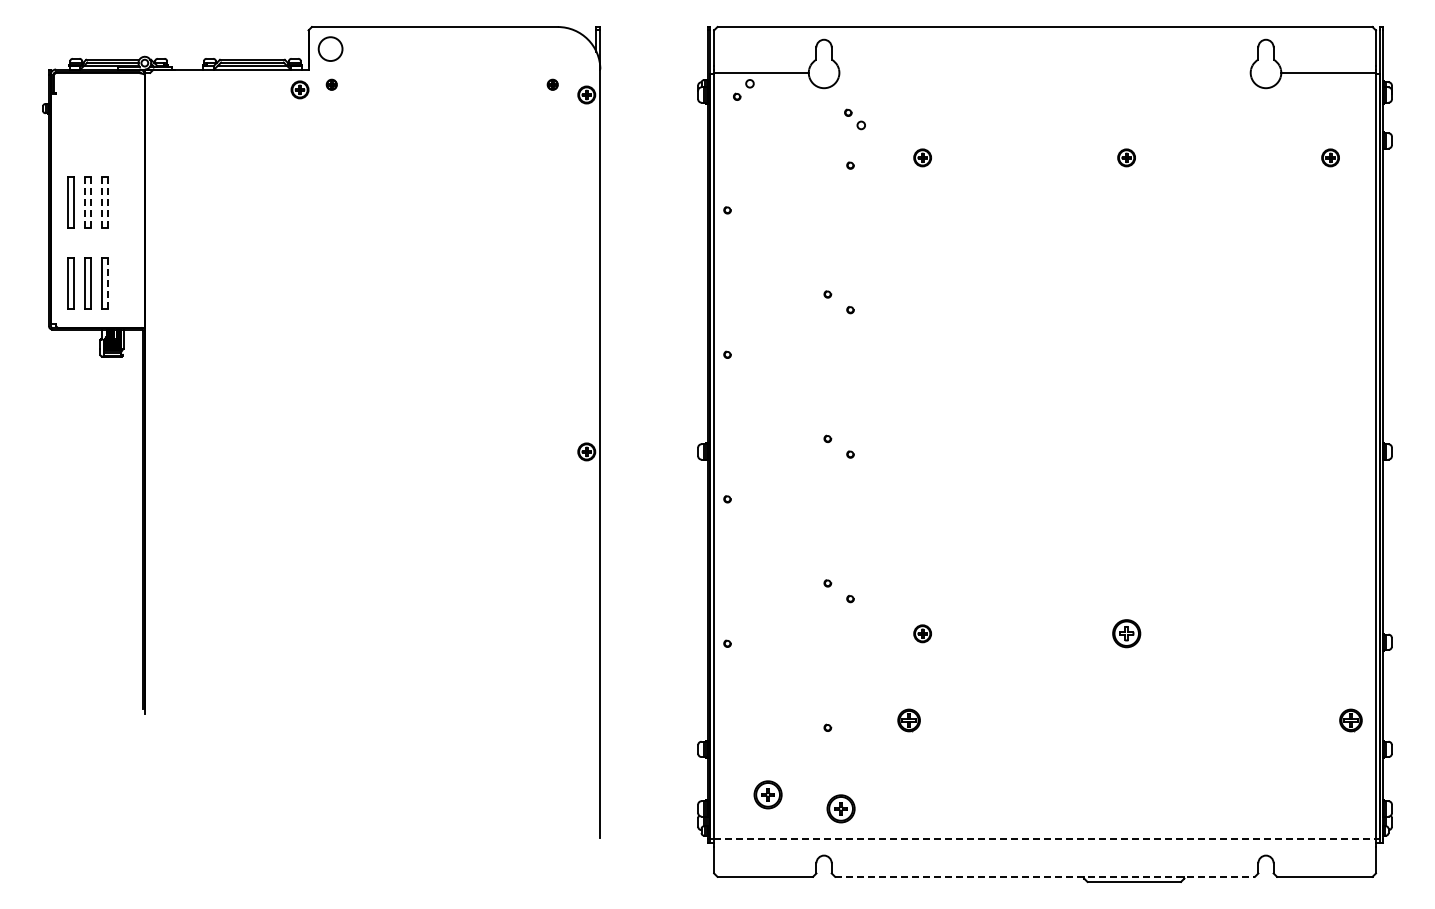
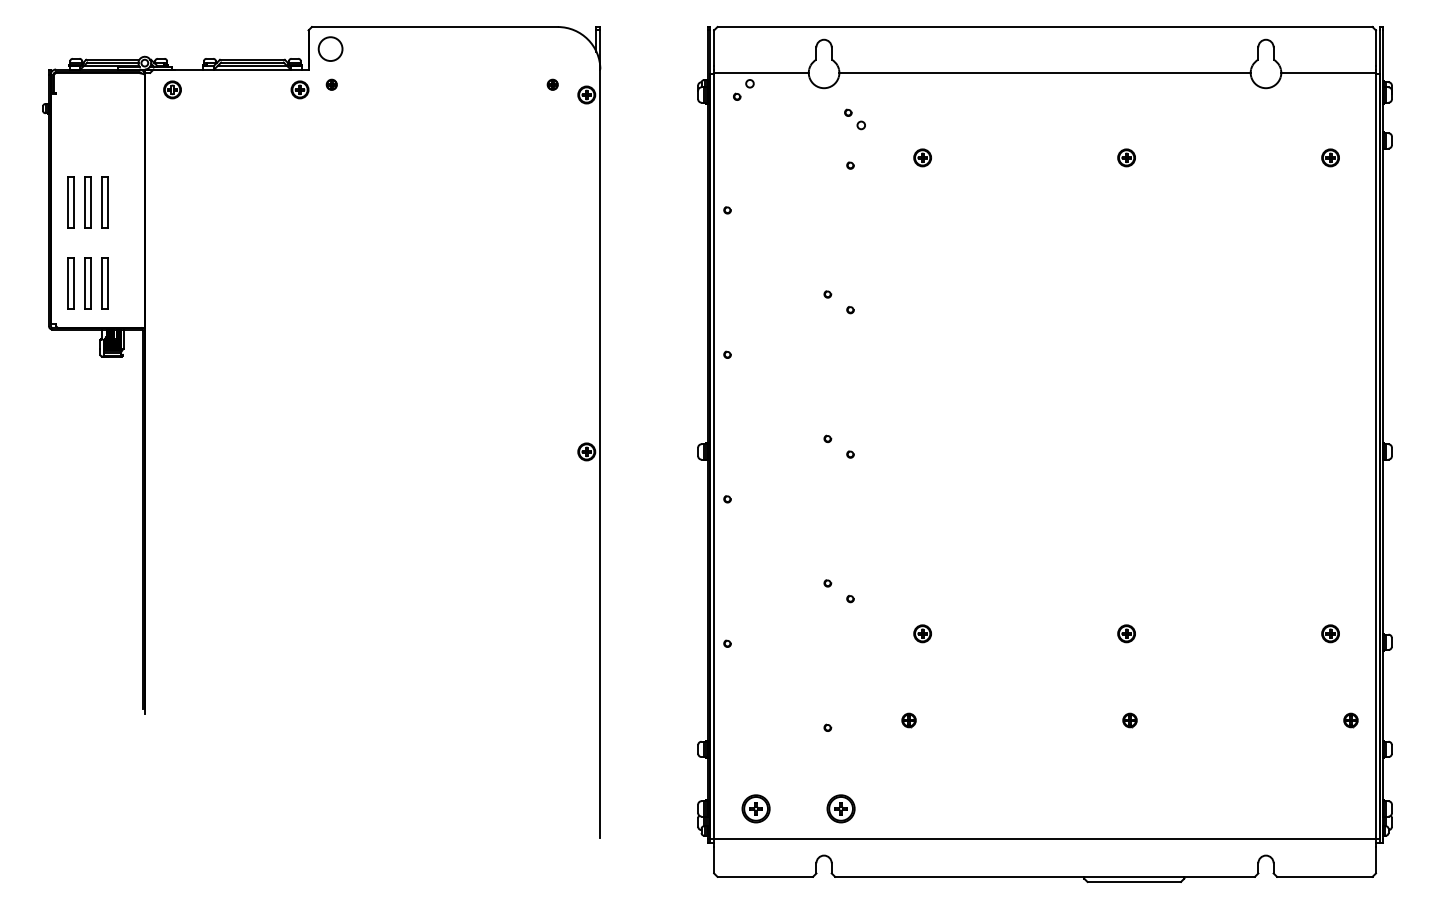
line: none -> present (1044, 73)
part: none -> present (172, 89)
line: dashed -> solid (84, 201)
line: dashed -> solid (101, 201)
line: dashed -> solid (91, 202)
line: dashed -> solid (108, 202)
line: dashed -> solid (108, 284)
part size: 30x30 px -> 19x20 px (1126, 633)
part: none -> present (1330, 633)
part size: 24x25 px -> 16x17 px (908, 720)
part: none -> present (1129, 720)
part size: 24x25 px -> 16x17 px (1350, 720)
part position: (767, 794) -> (755, 808) (755, 808)
line: dashed -> solid (1045, 838)
line: dashed -> solid (1045, 876)
